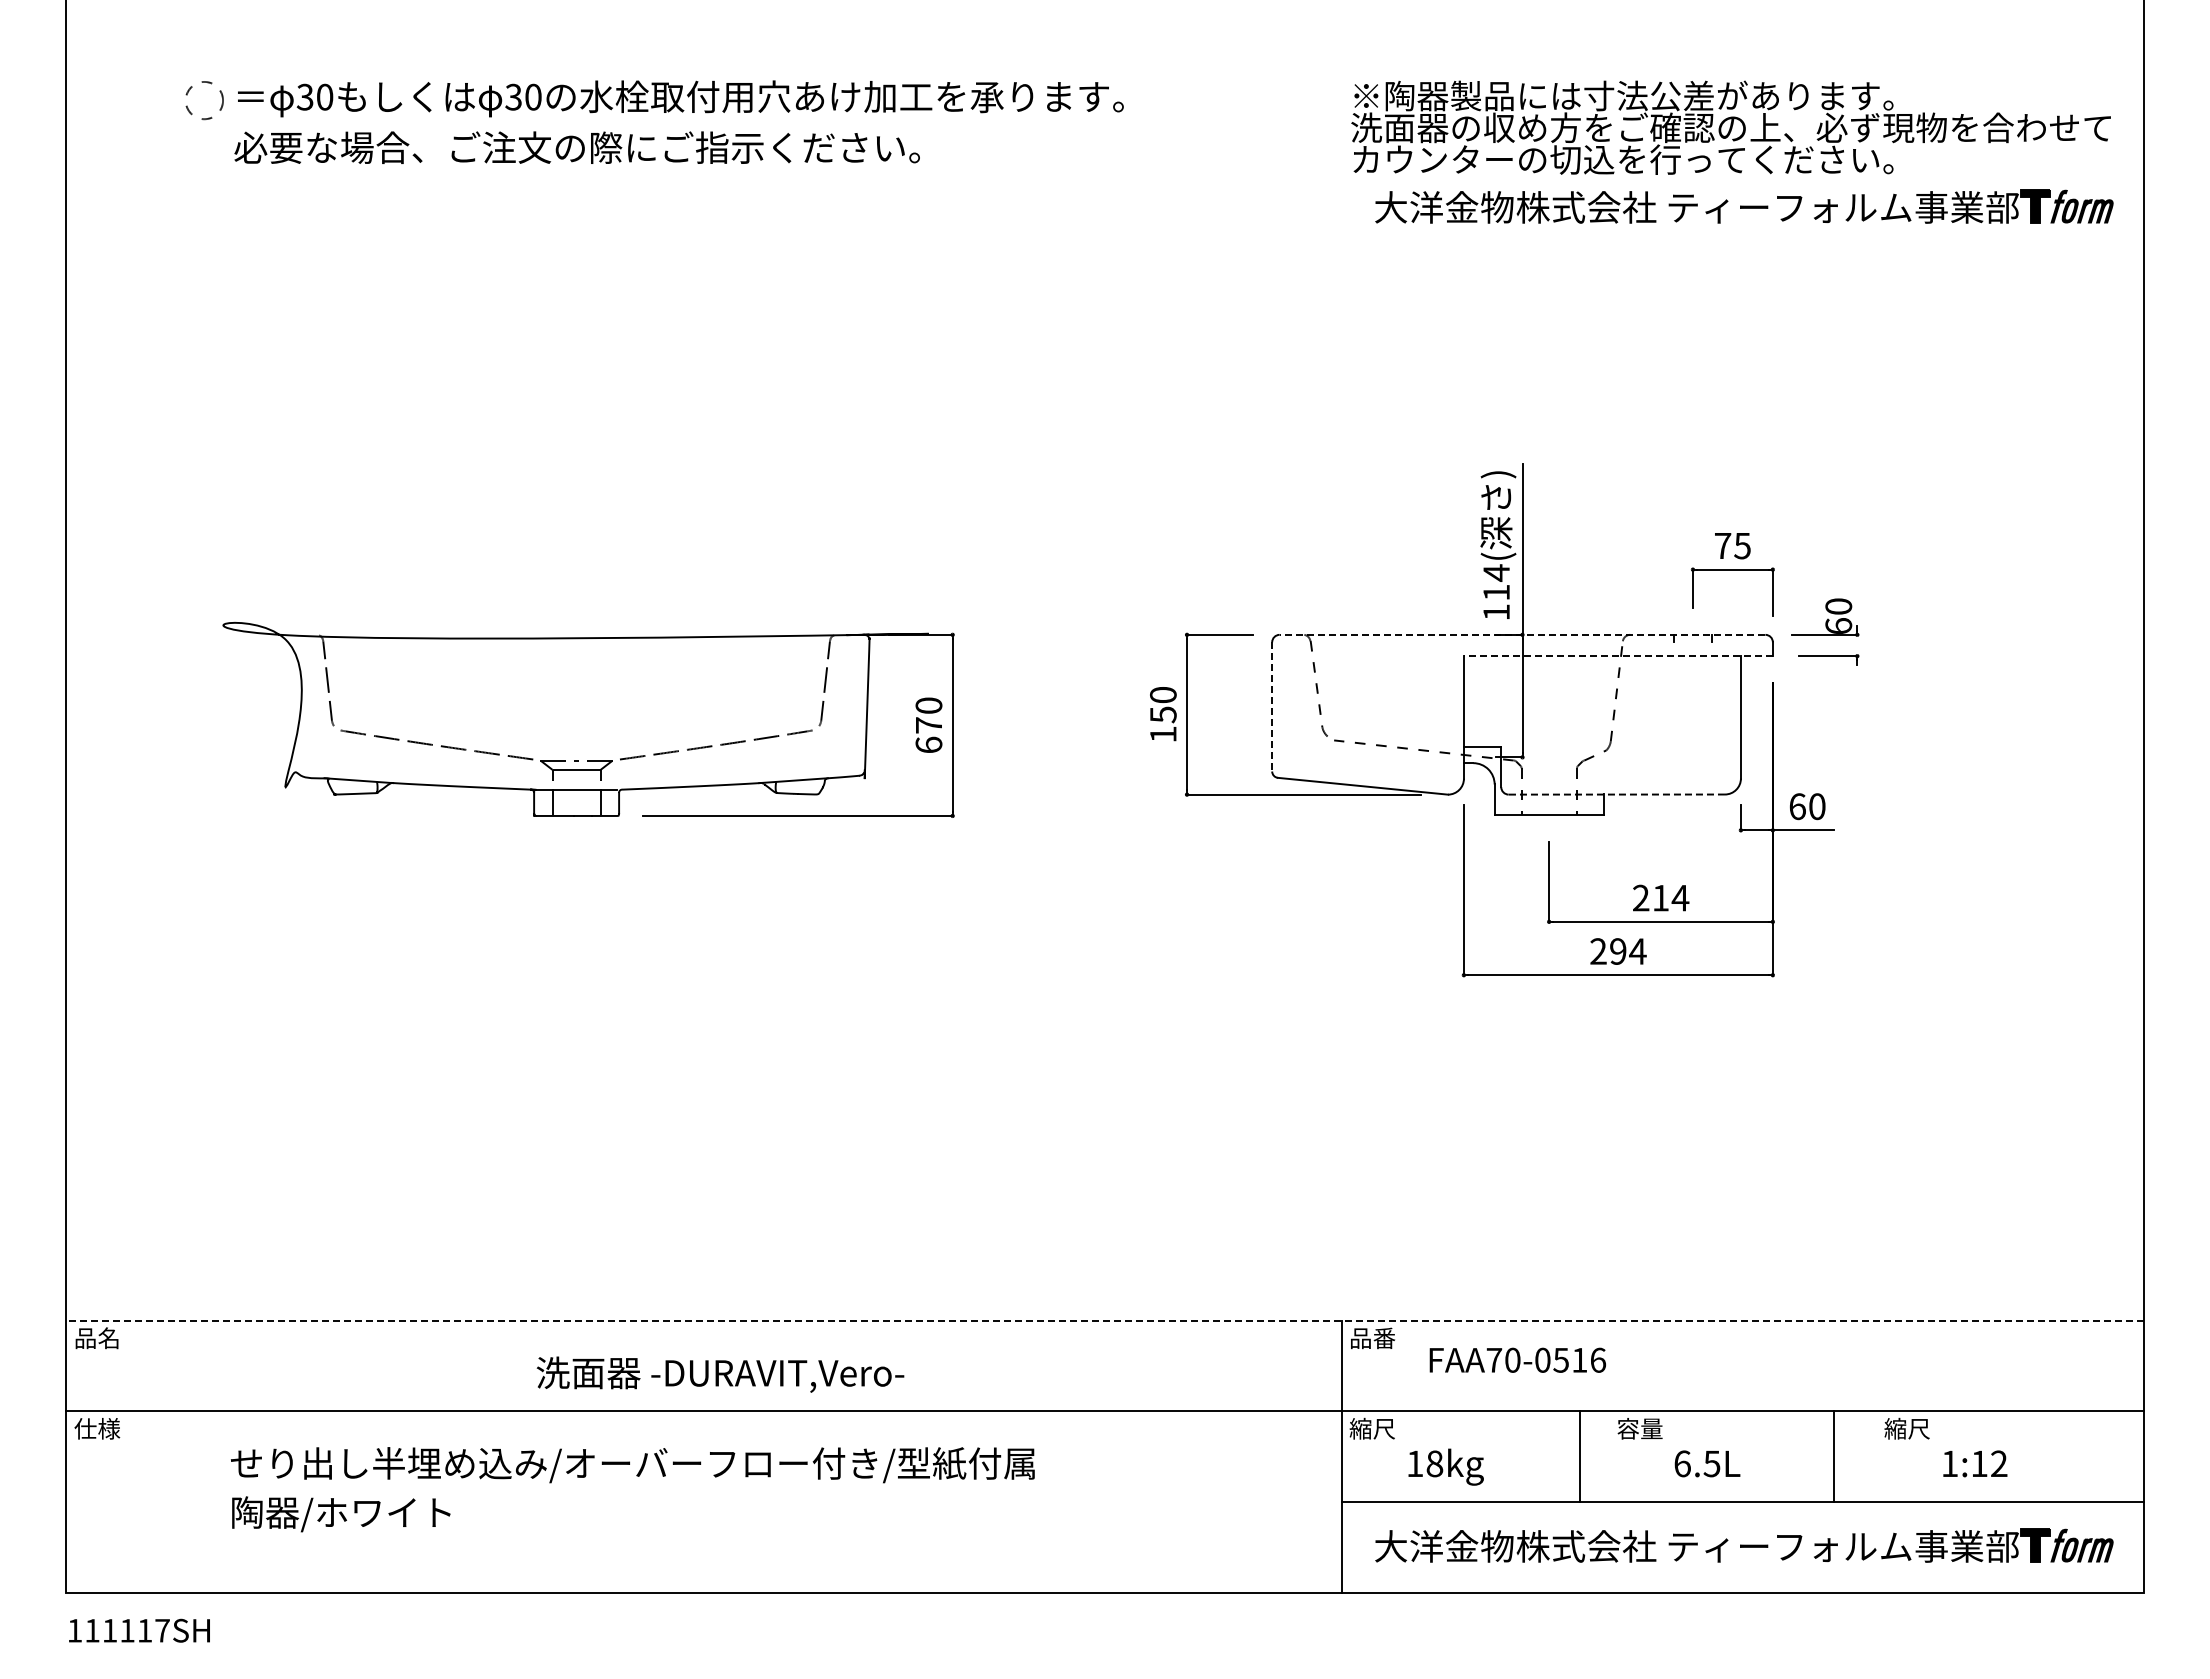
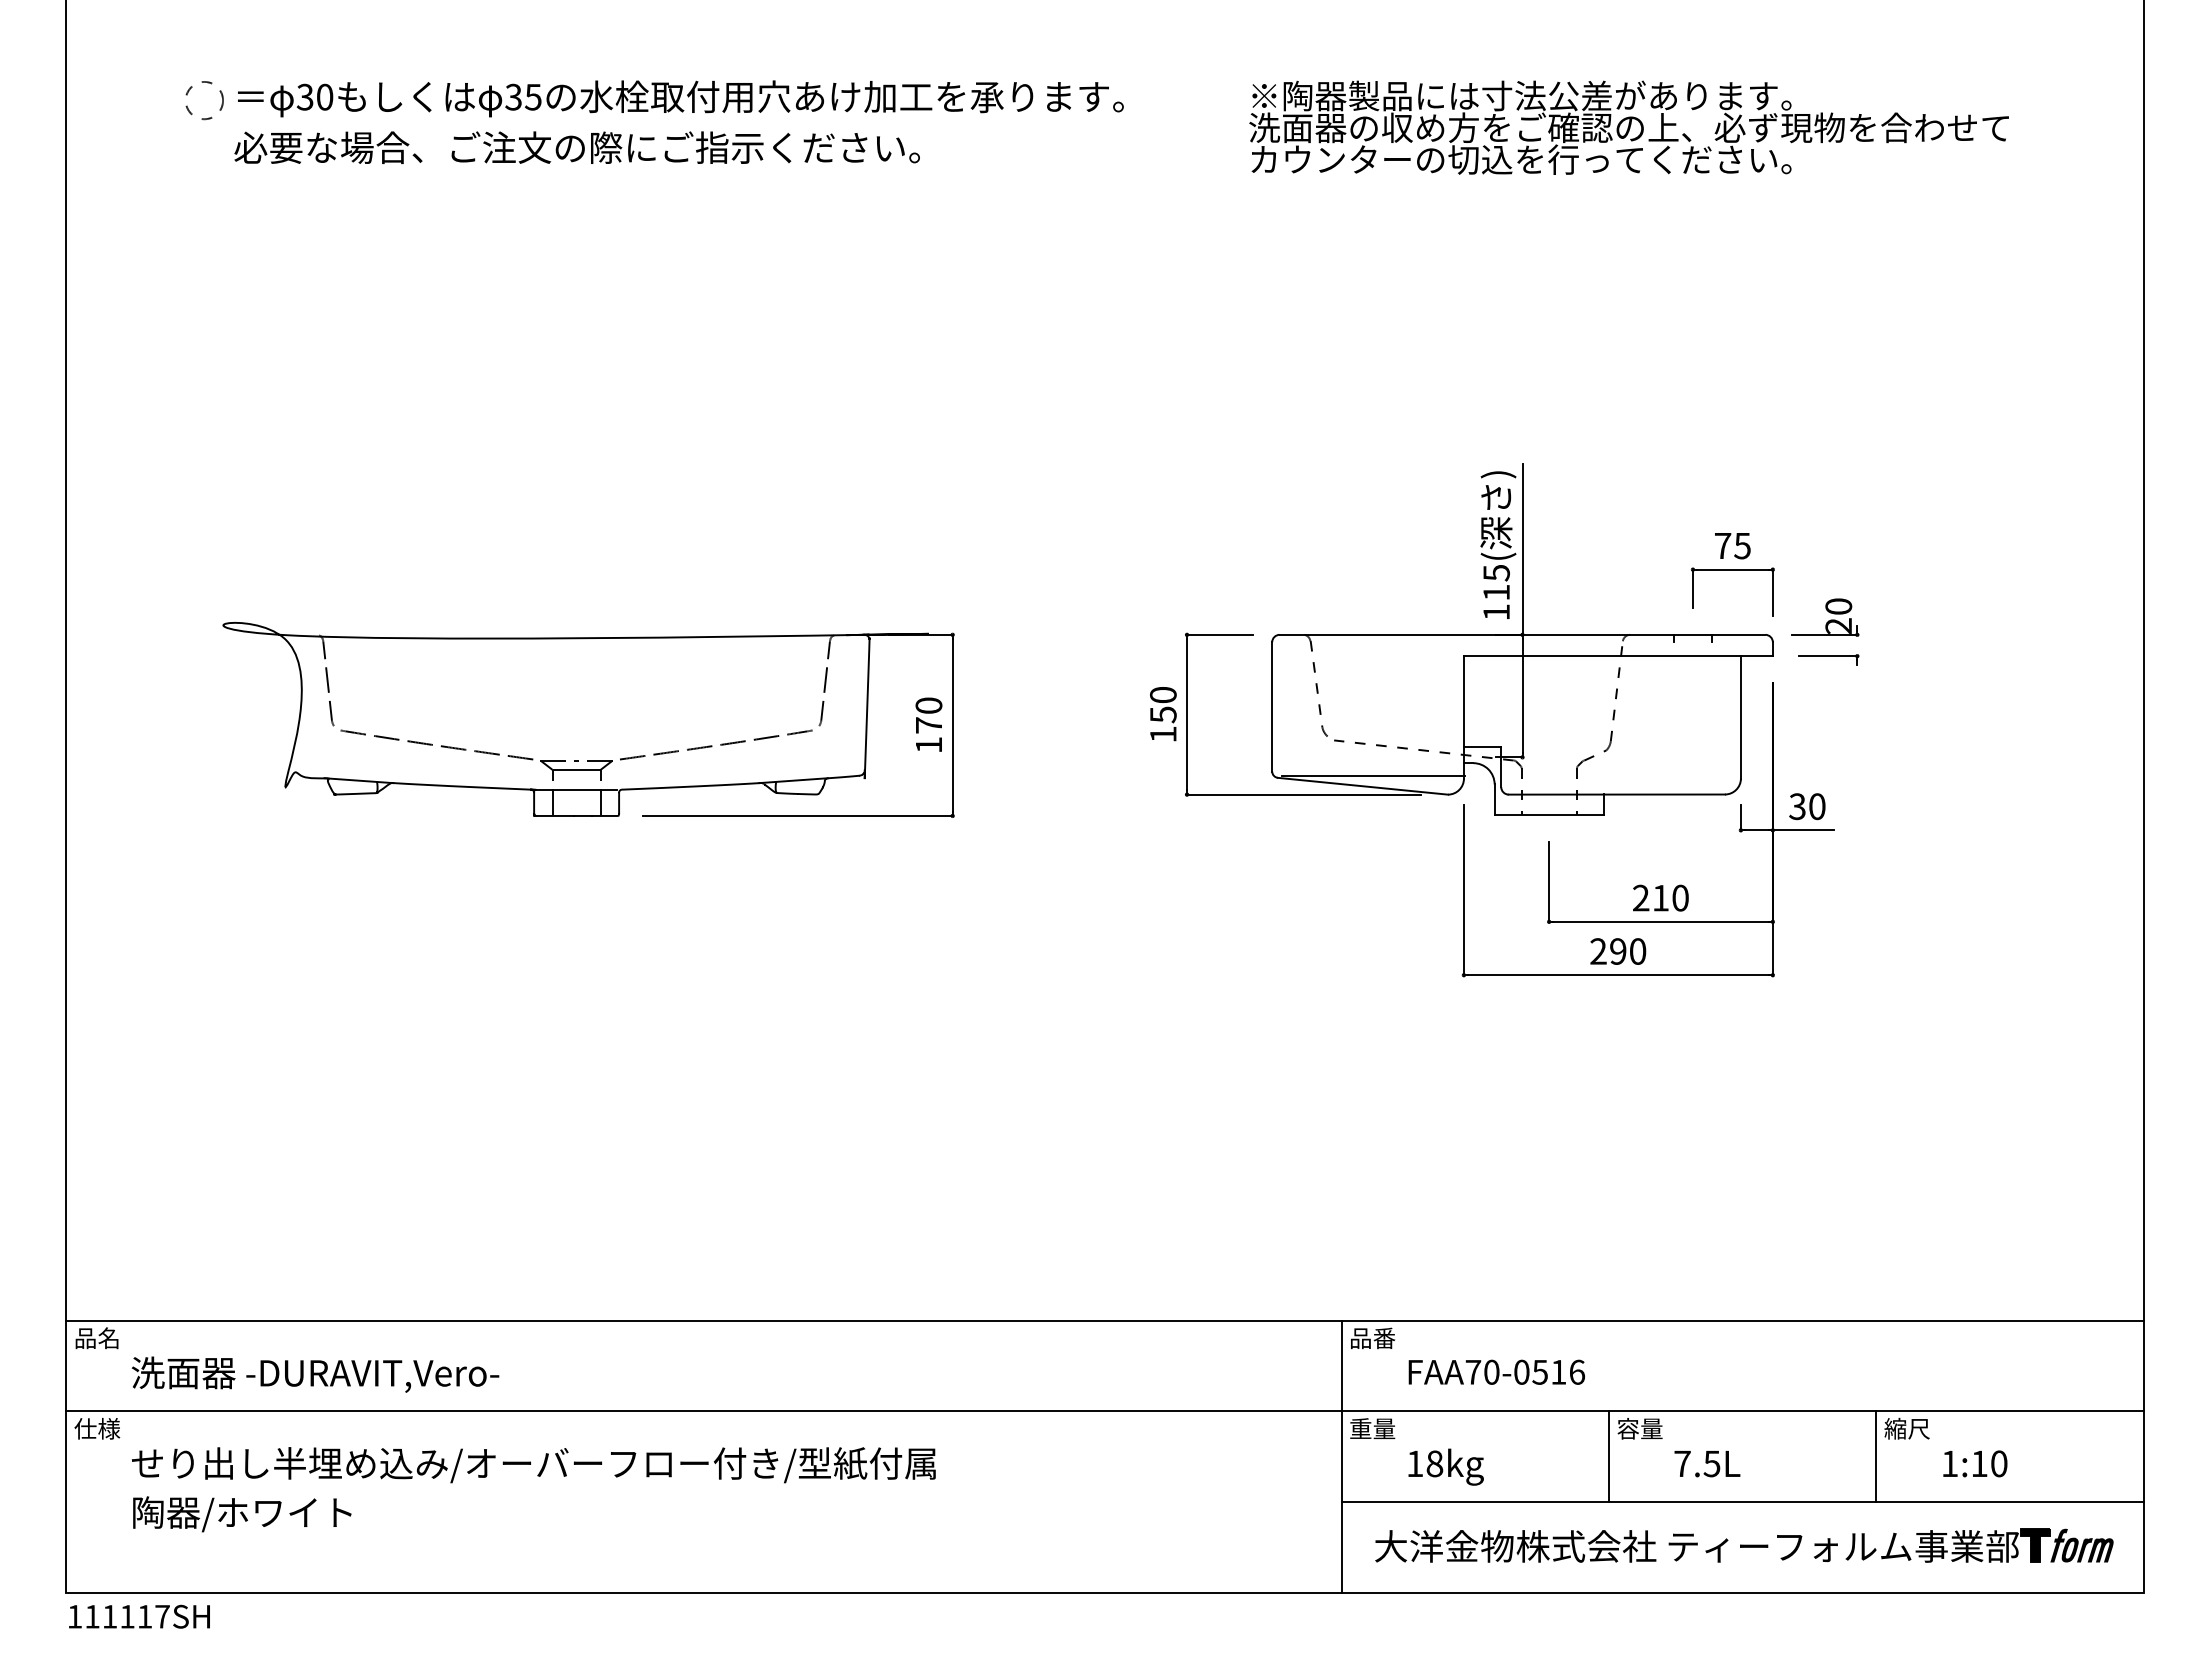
text: 30 -> 35 (532, 96)
text position: (1730, 127) -> (1628, 127) (1628, 127)
part: present -> none (1744, 206)
text: 114( -> 115( (1496, 572)
text: 60 -> 20 (1838, 625)
line: dashed -> solid (1522, 634)
line: dashed -> solid (1617, 656)
line: dashed -> solid (1272, 706)
text: 670 -> 170 (928, 744)
line: none -> present (1373, 775)
line: dashed -> solid (1616, 794)
text: 60 -> 30 (1797, 806)
text: 214 -> 210 (1680, 897)
text: 294 -> 290 (1637, 951)
line: dashed -> solid (1105, 1320)
text position: (1517, 1359) -> (1496, 1371) (1496, 1371)
text position: (720, 1374) -> (315, 1374) (315, 1374)
text: 縮尺 -> 重量 (1372, 1428)
line position: (1579, 1456) -> (1608, 1456) (1608, 1456)
line position: (1834, 1456) -> (1876, 1456) (1876, 1456)
text: 6.5L -> 7.5L (1682, 1463)
text: 1:12 -> 1:10 (1999, 1463)
text position: (632, 1489) -> (533, 1489) (533, 1489)
text position: (139, 1630) -> (139, 1616) (139, 1616)
